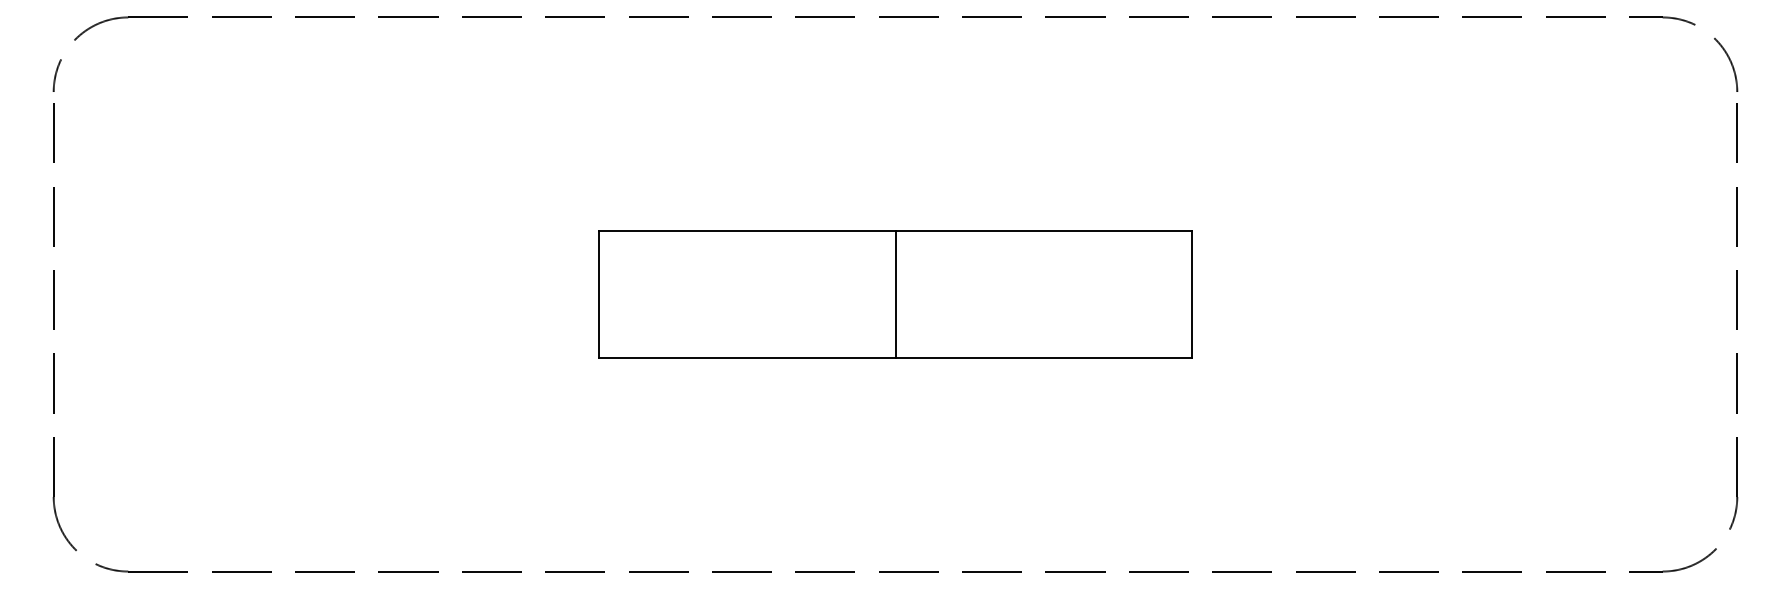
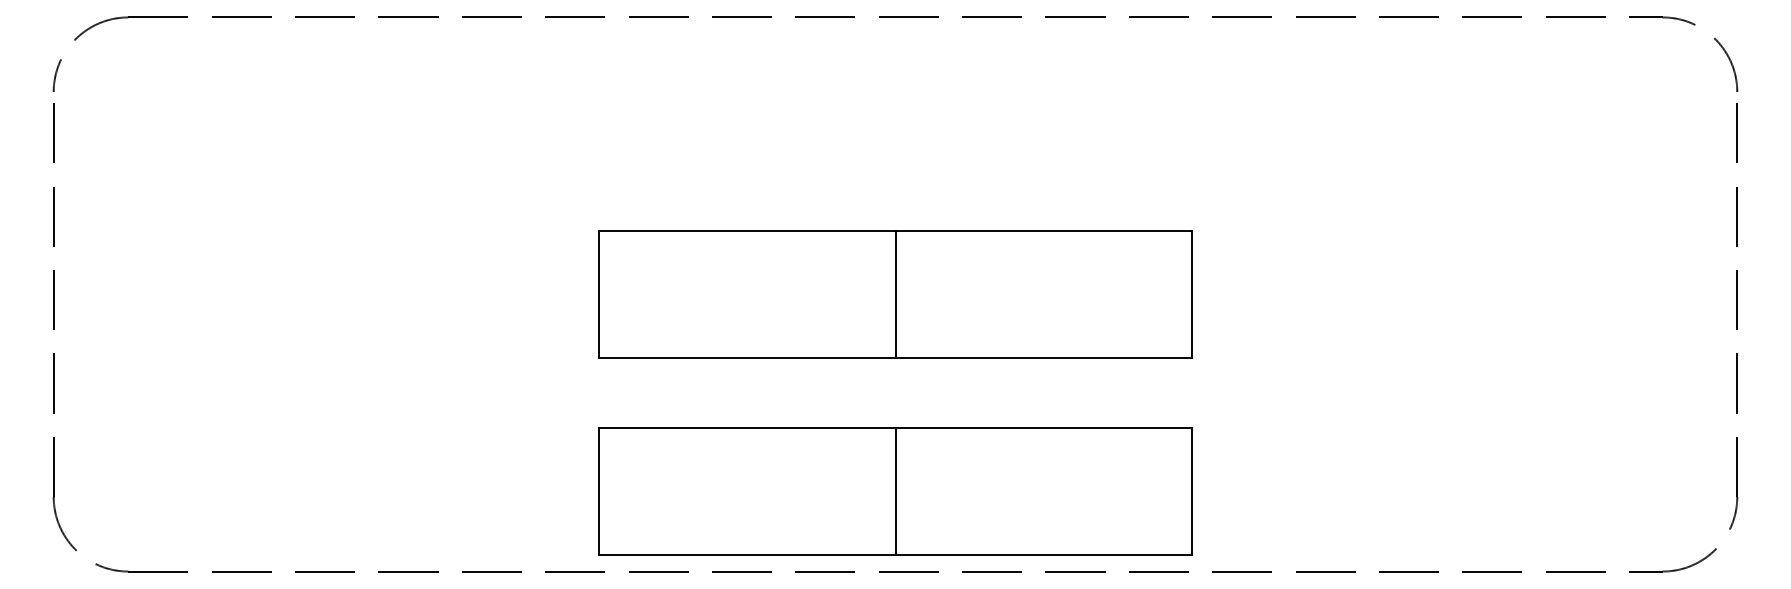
part: none -> present (895, 491)
